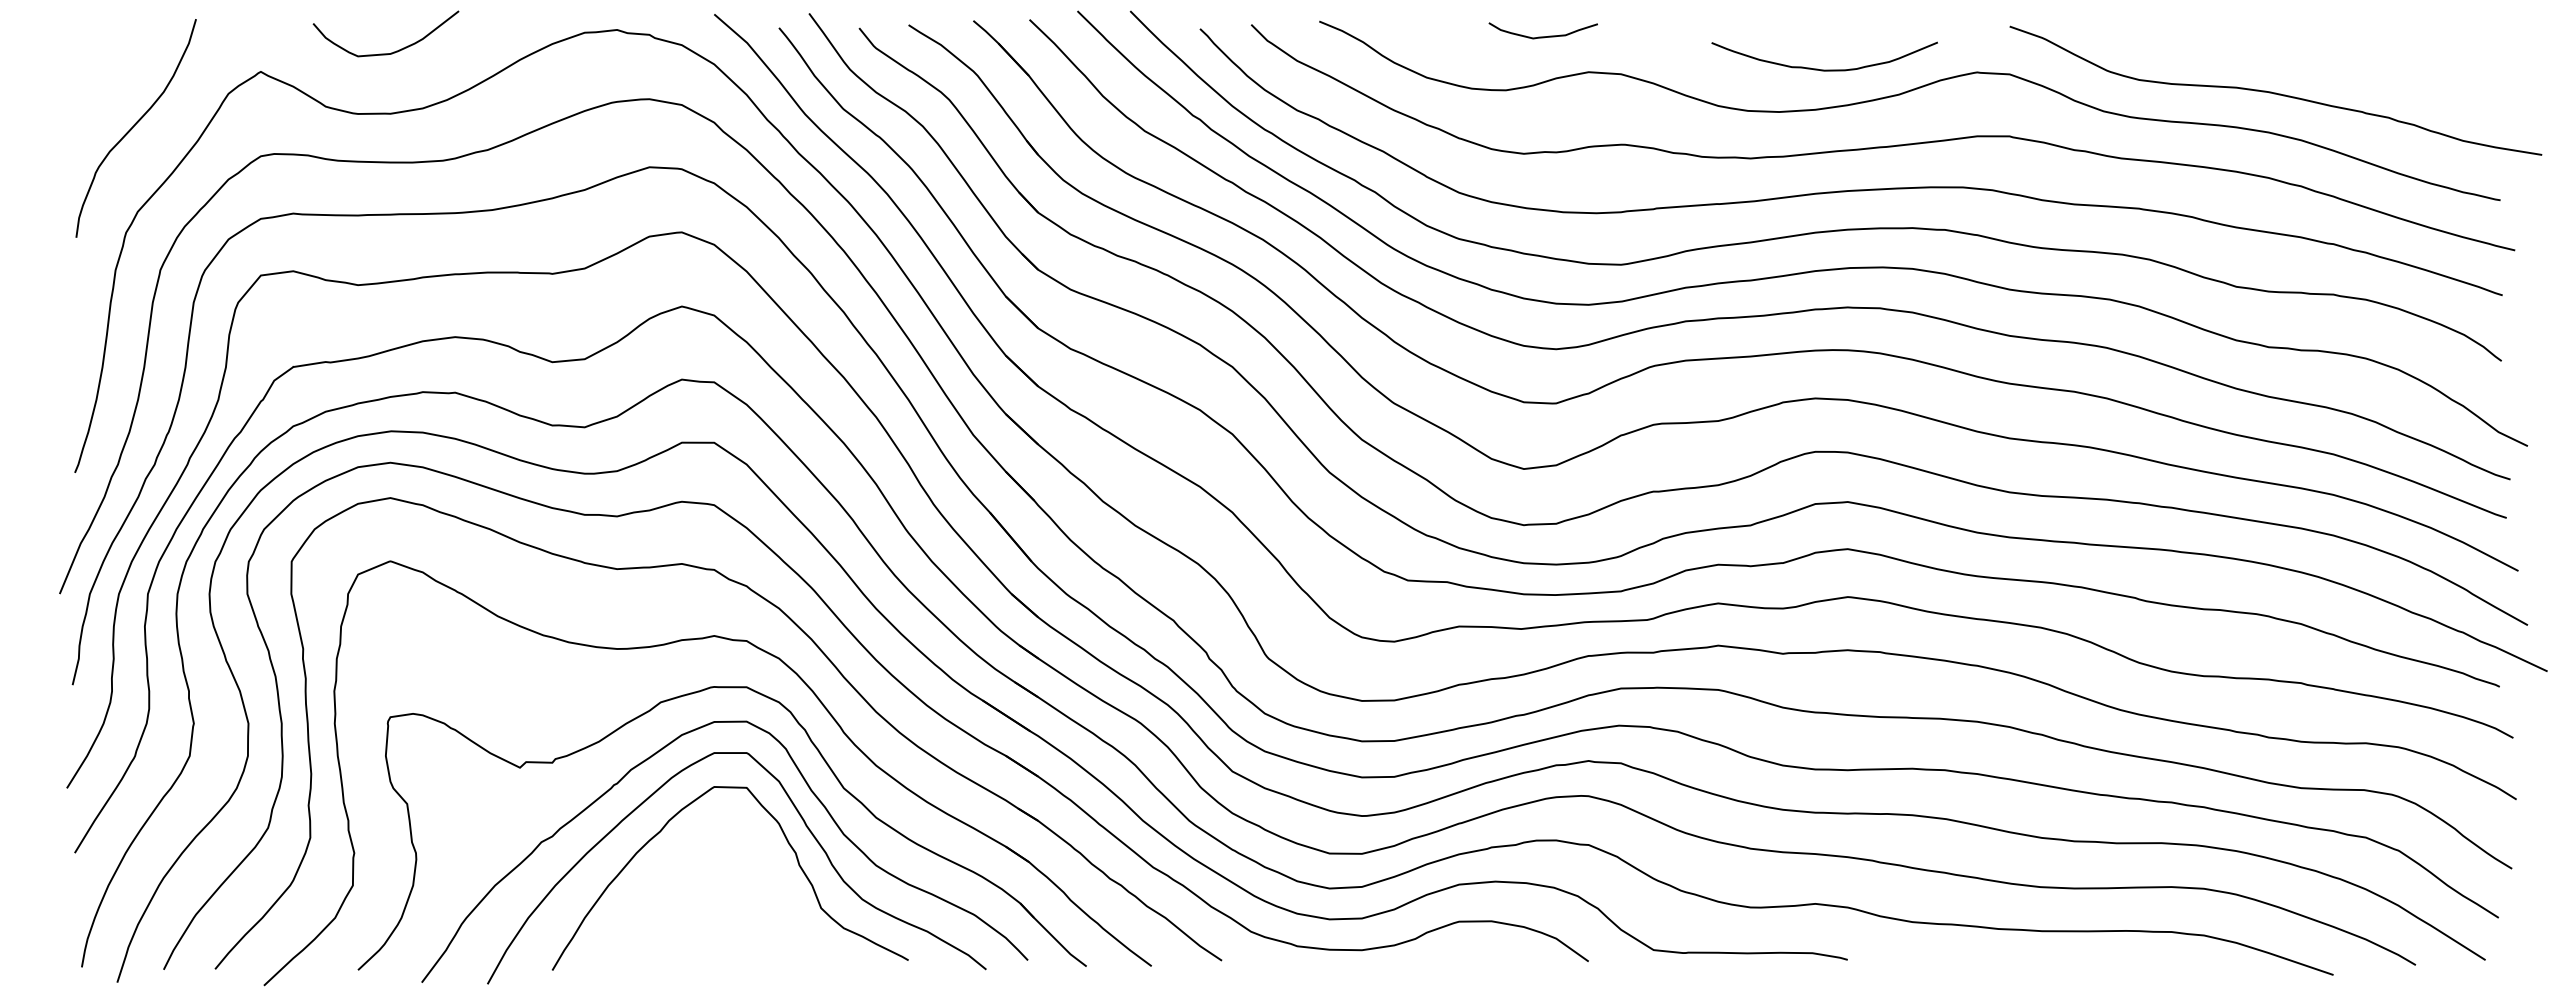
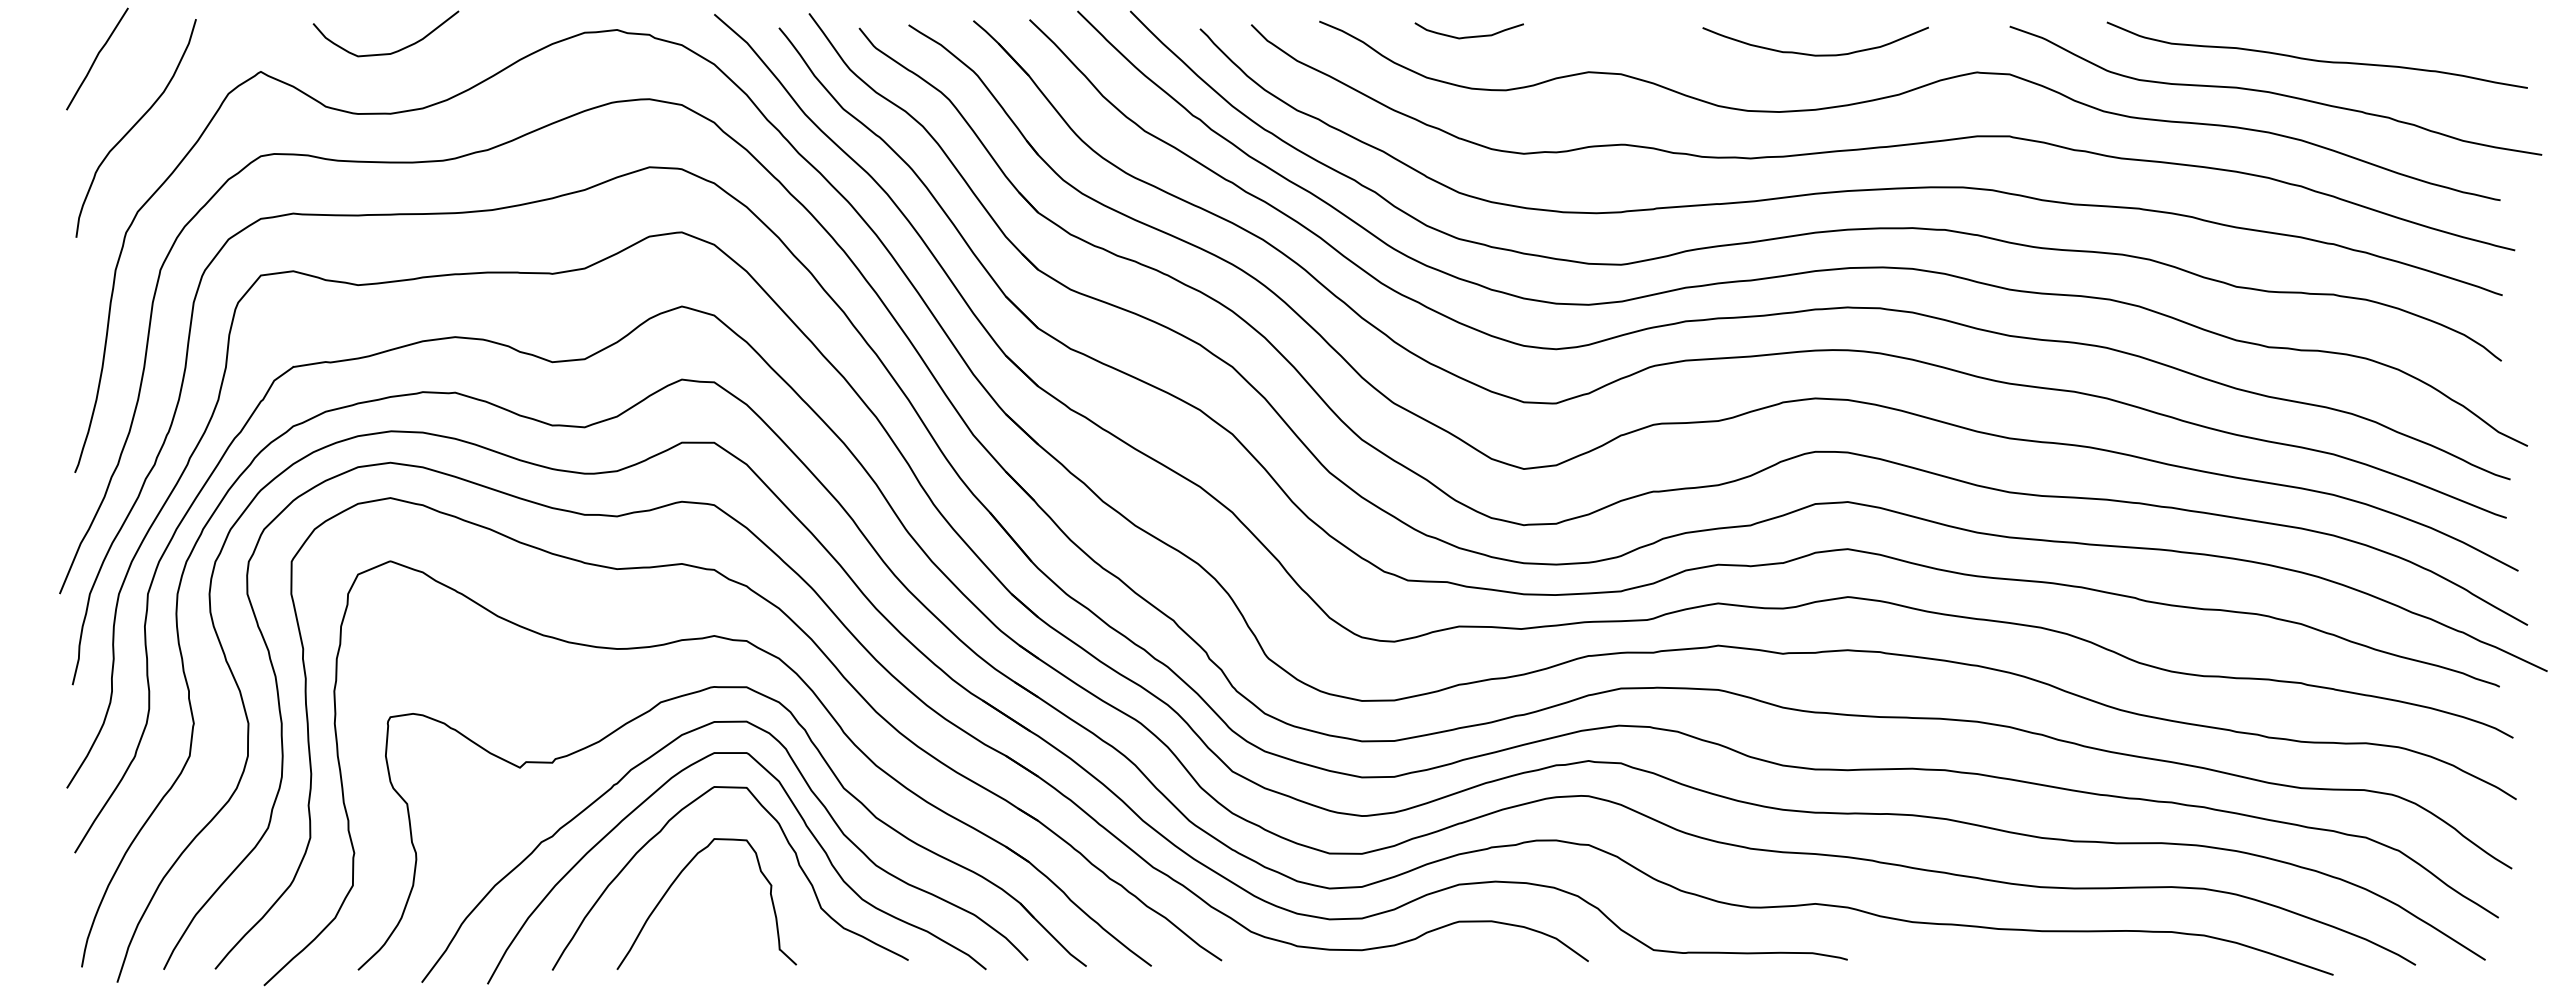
curve position: (1542, 36) -> (1468, 36) (1468, 36)
curve: none -> present (97, 57)
curve: none -> present (2316, 59)
curve position: (1824, 69) -> (1815, 54) (1815, 54)
curve: none -> present (676, 880)
